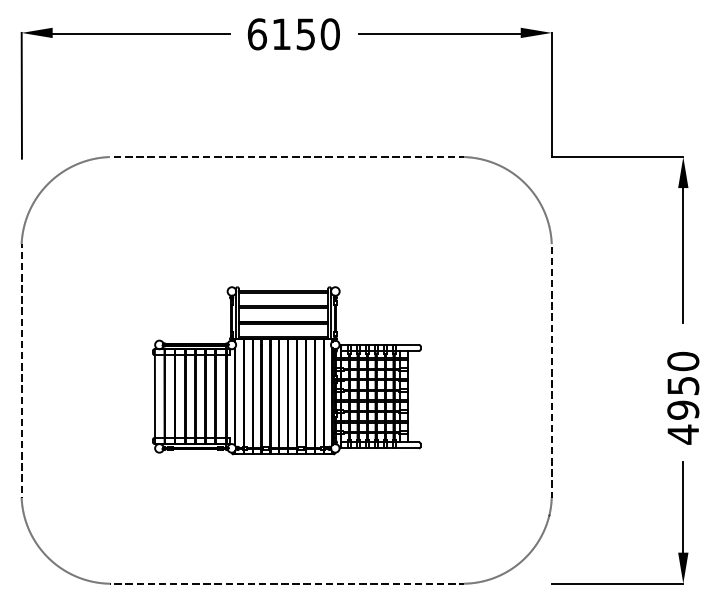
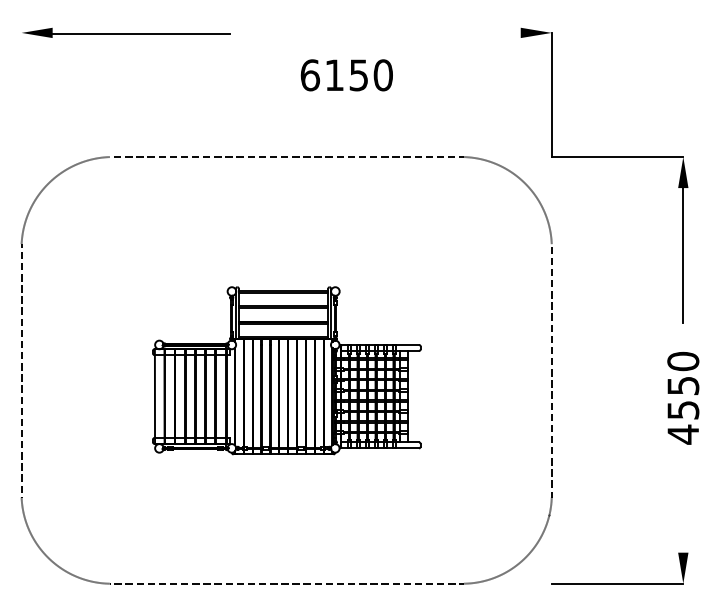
text position: (293, 34) -> (346, 75) (346, 75)
line: present -> none (439, 34)
line: present -> none (21, 95)
text: 4950 -> 4550 (683, 409)
line: present -> none (683, 507)
